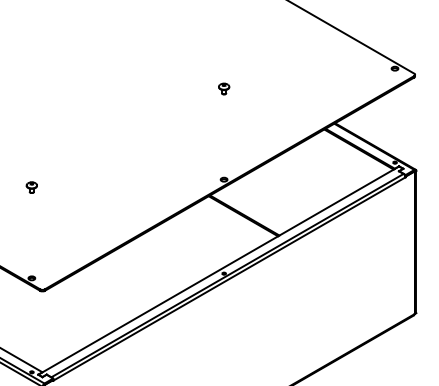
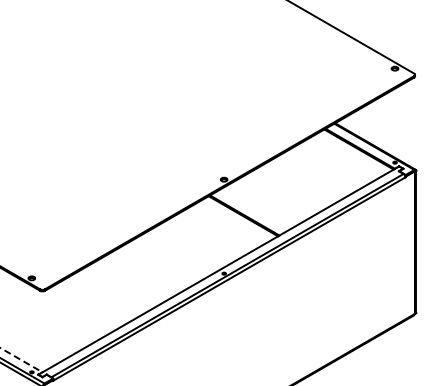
part: present -> none (224, 88)
part: present -> none (31, 187)
line: solid -> dashed (21, 360)
